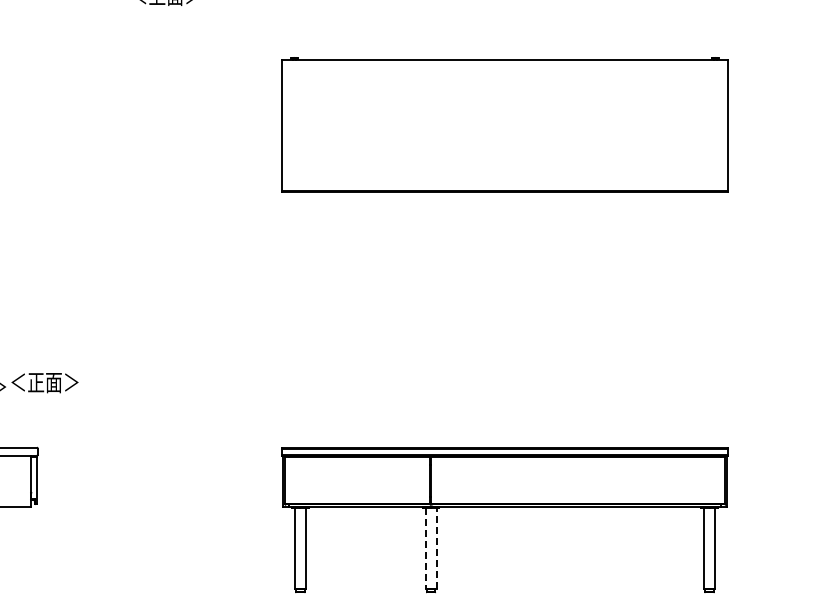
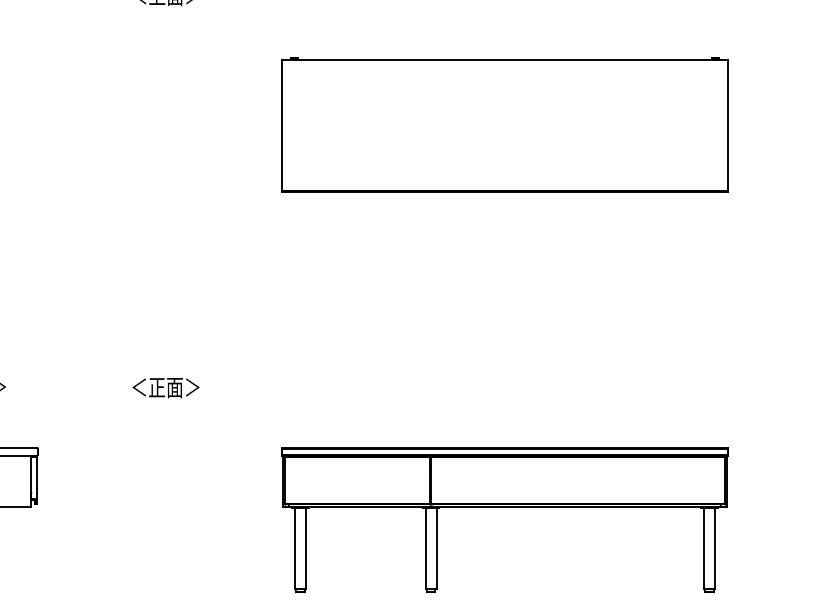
text position: (44, 383) -> (165, 388) (165, 388)
line: dashed -> solid (425, 548)
line: dashed -> solid (436, 548)
